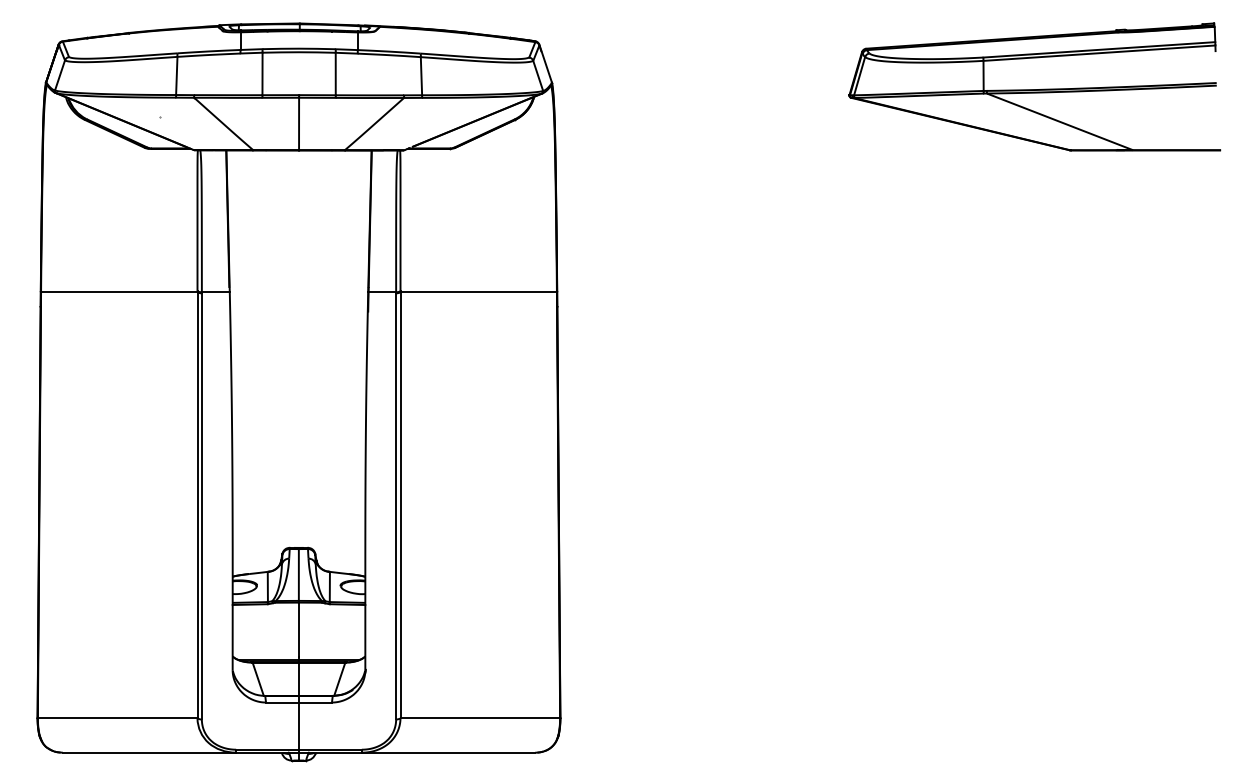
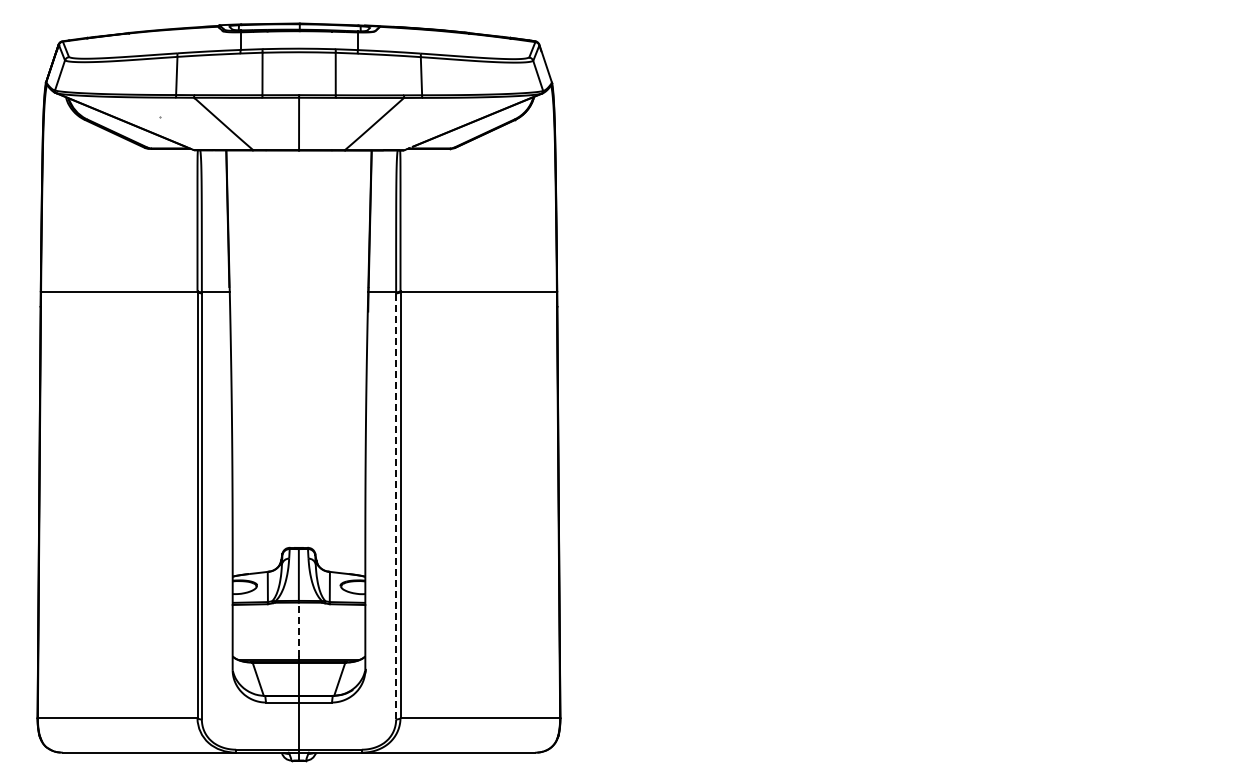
part: present -> none (1034, 86)
line: solid -> dashed (396, 505)
line: solid -> dashed (298, 629)
